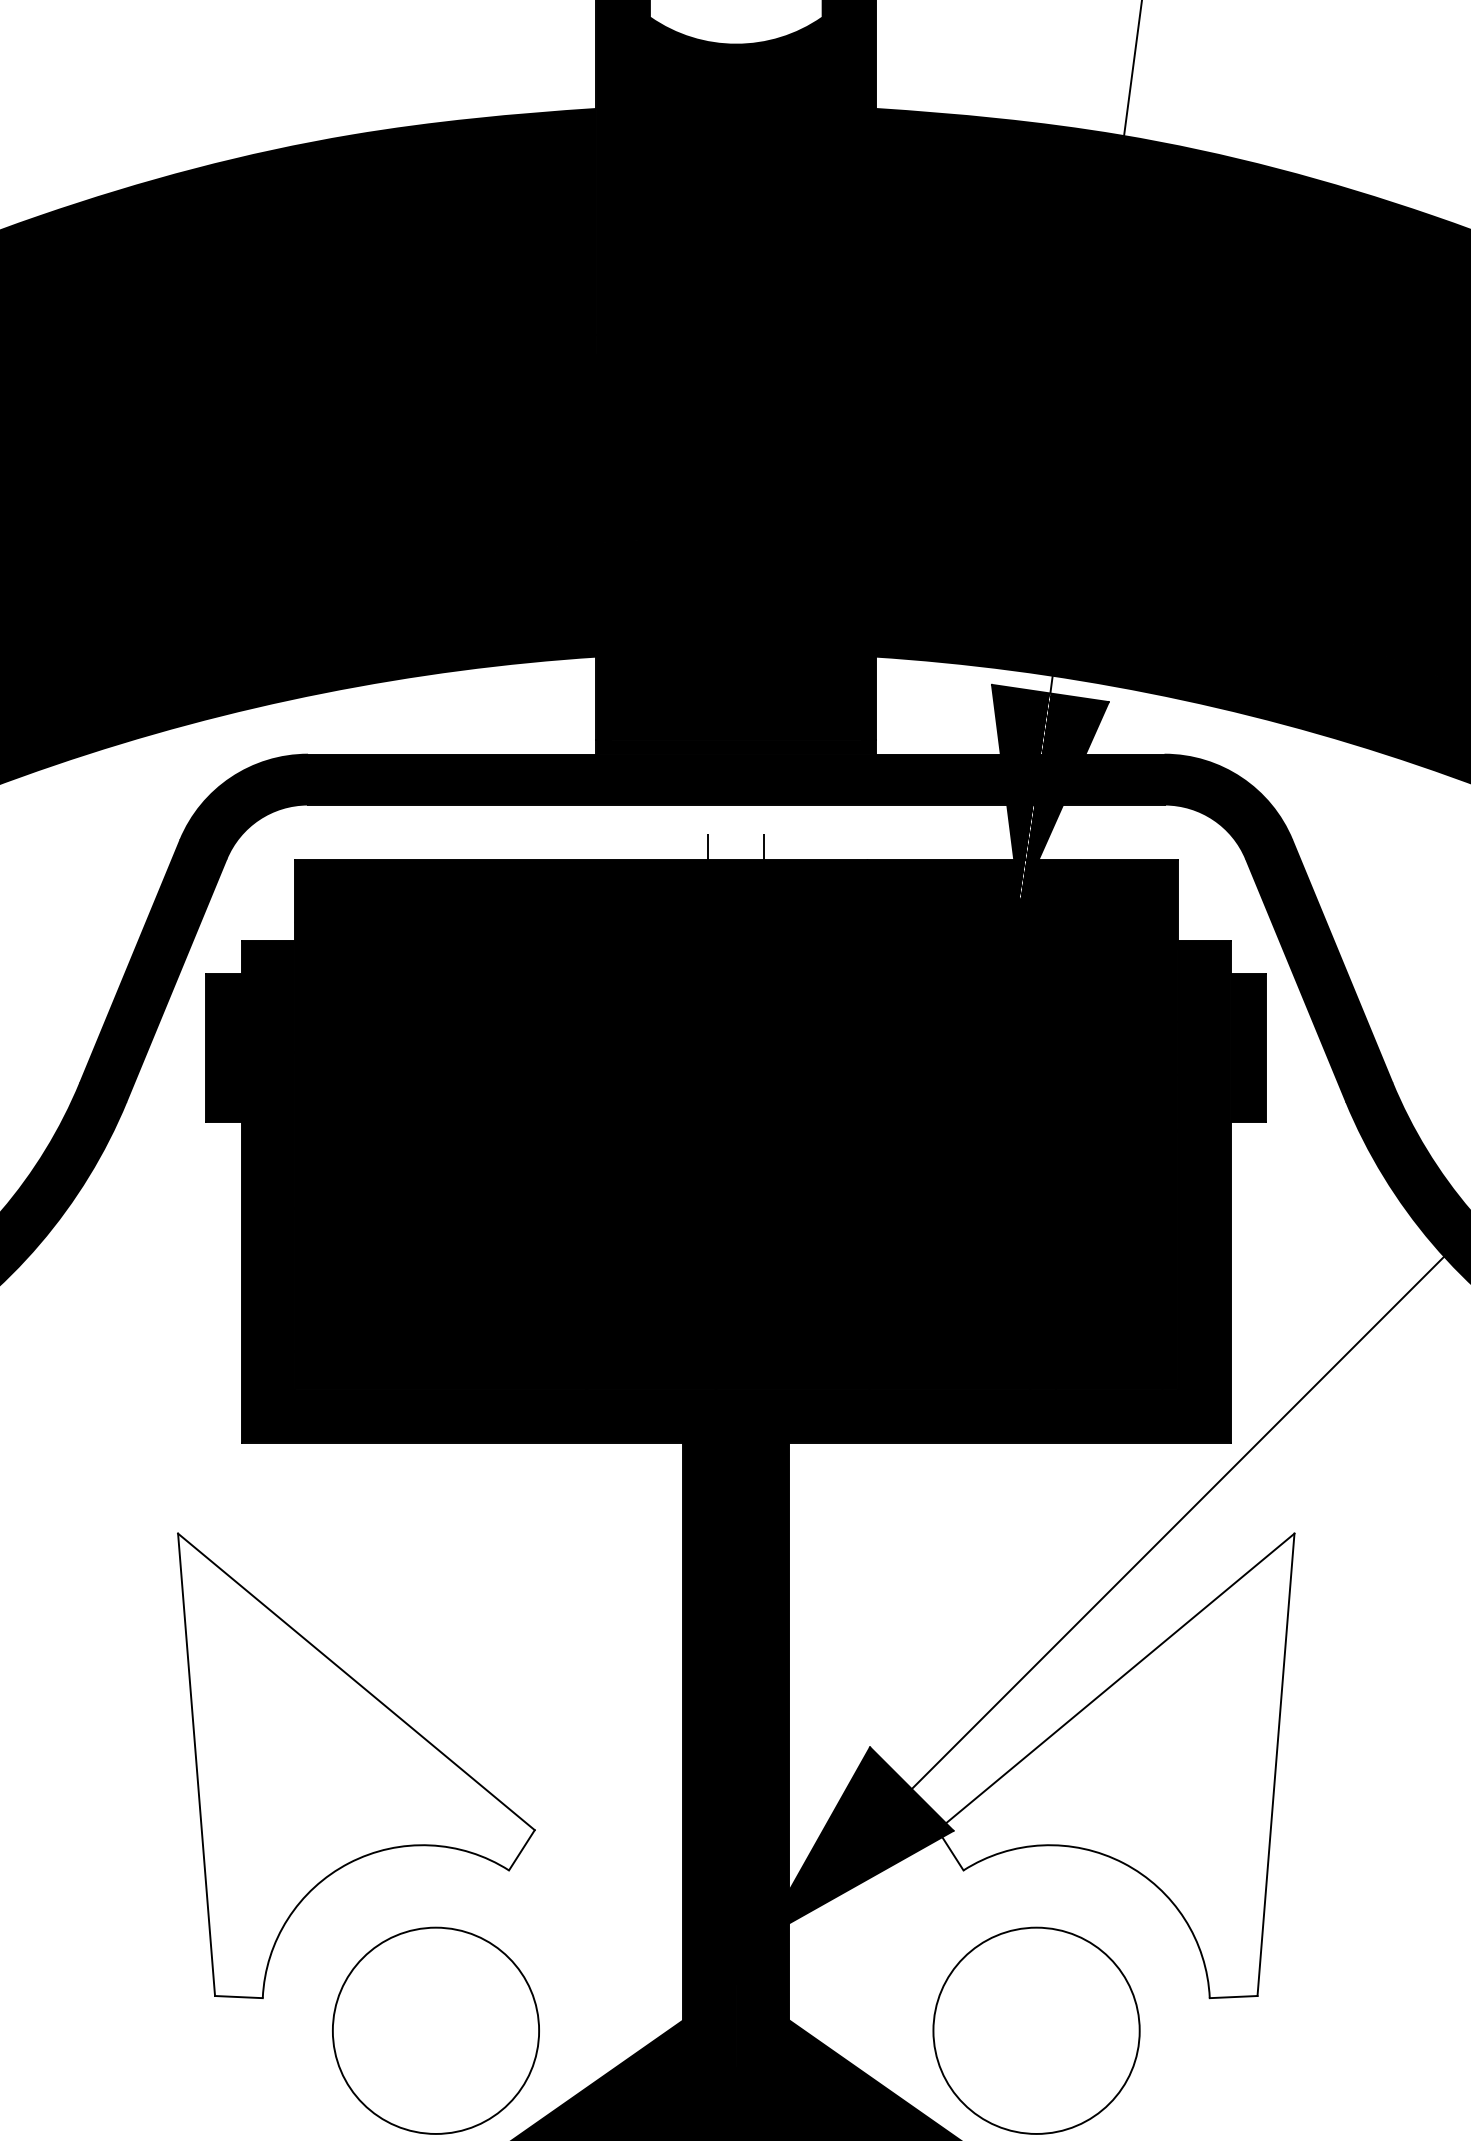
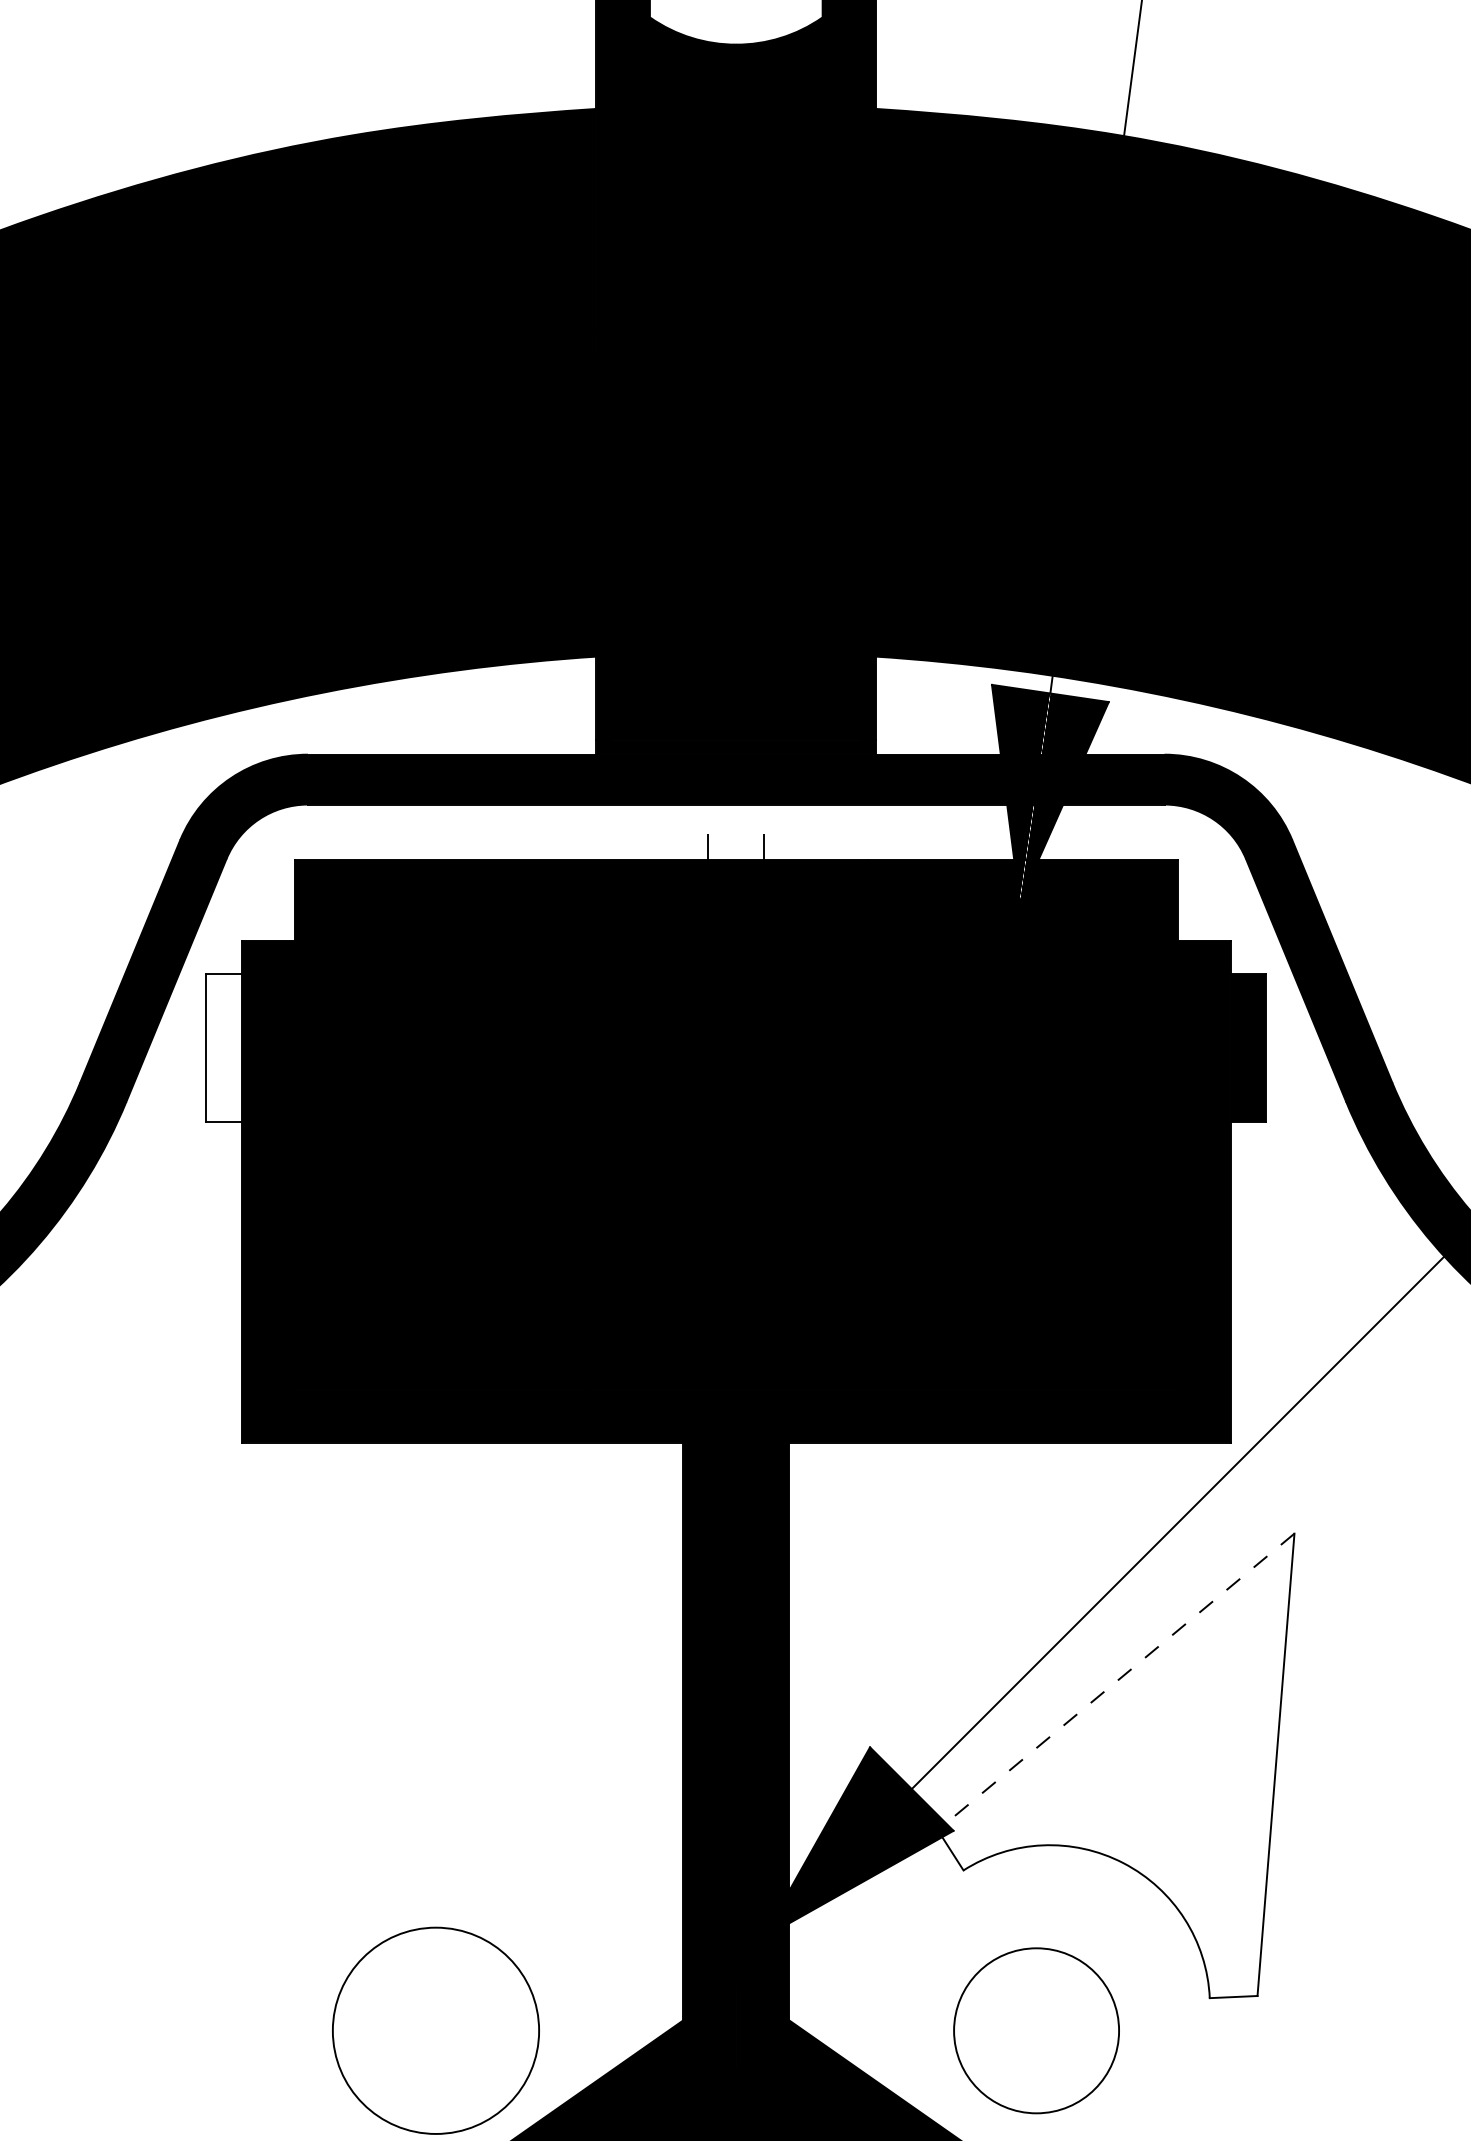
fill: present -> none (223, 1047)
line: solid -> dashed (1116, 1681)
part: present -> none (356, 1765)
circle diameter: 206 px -> 165 px (1036, 2030)
